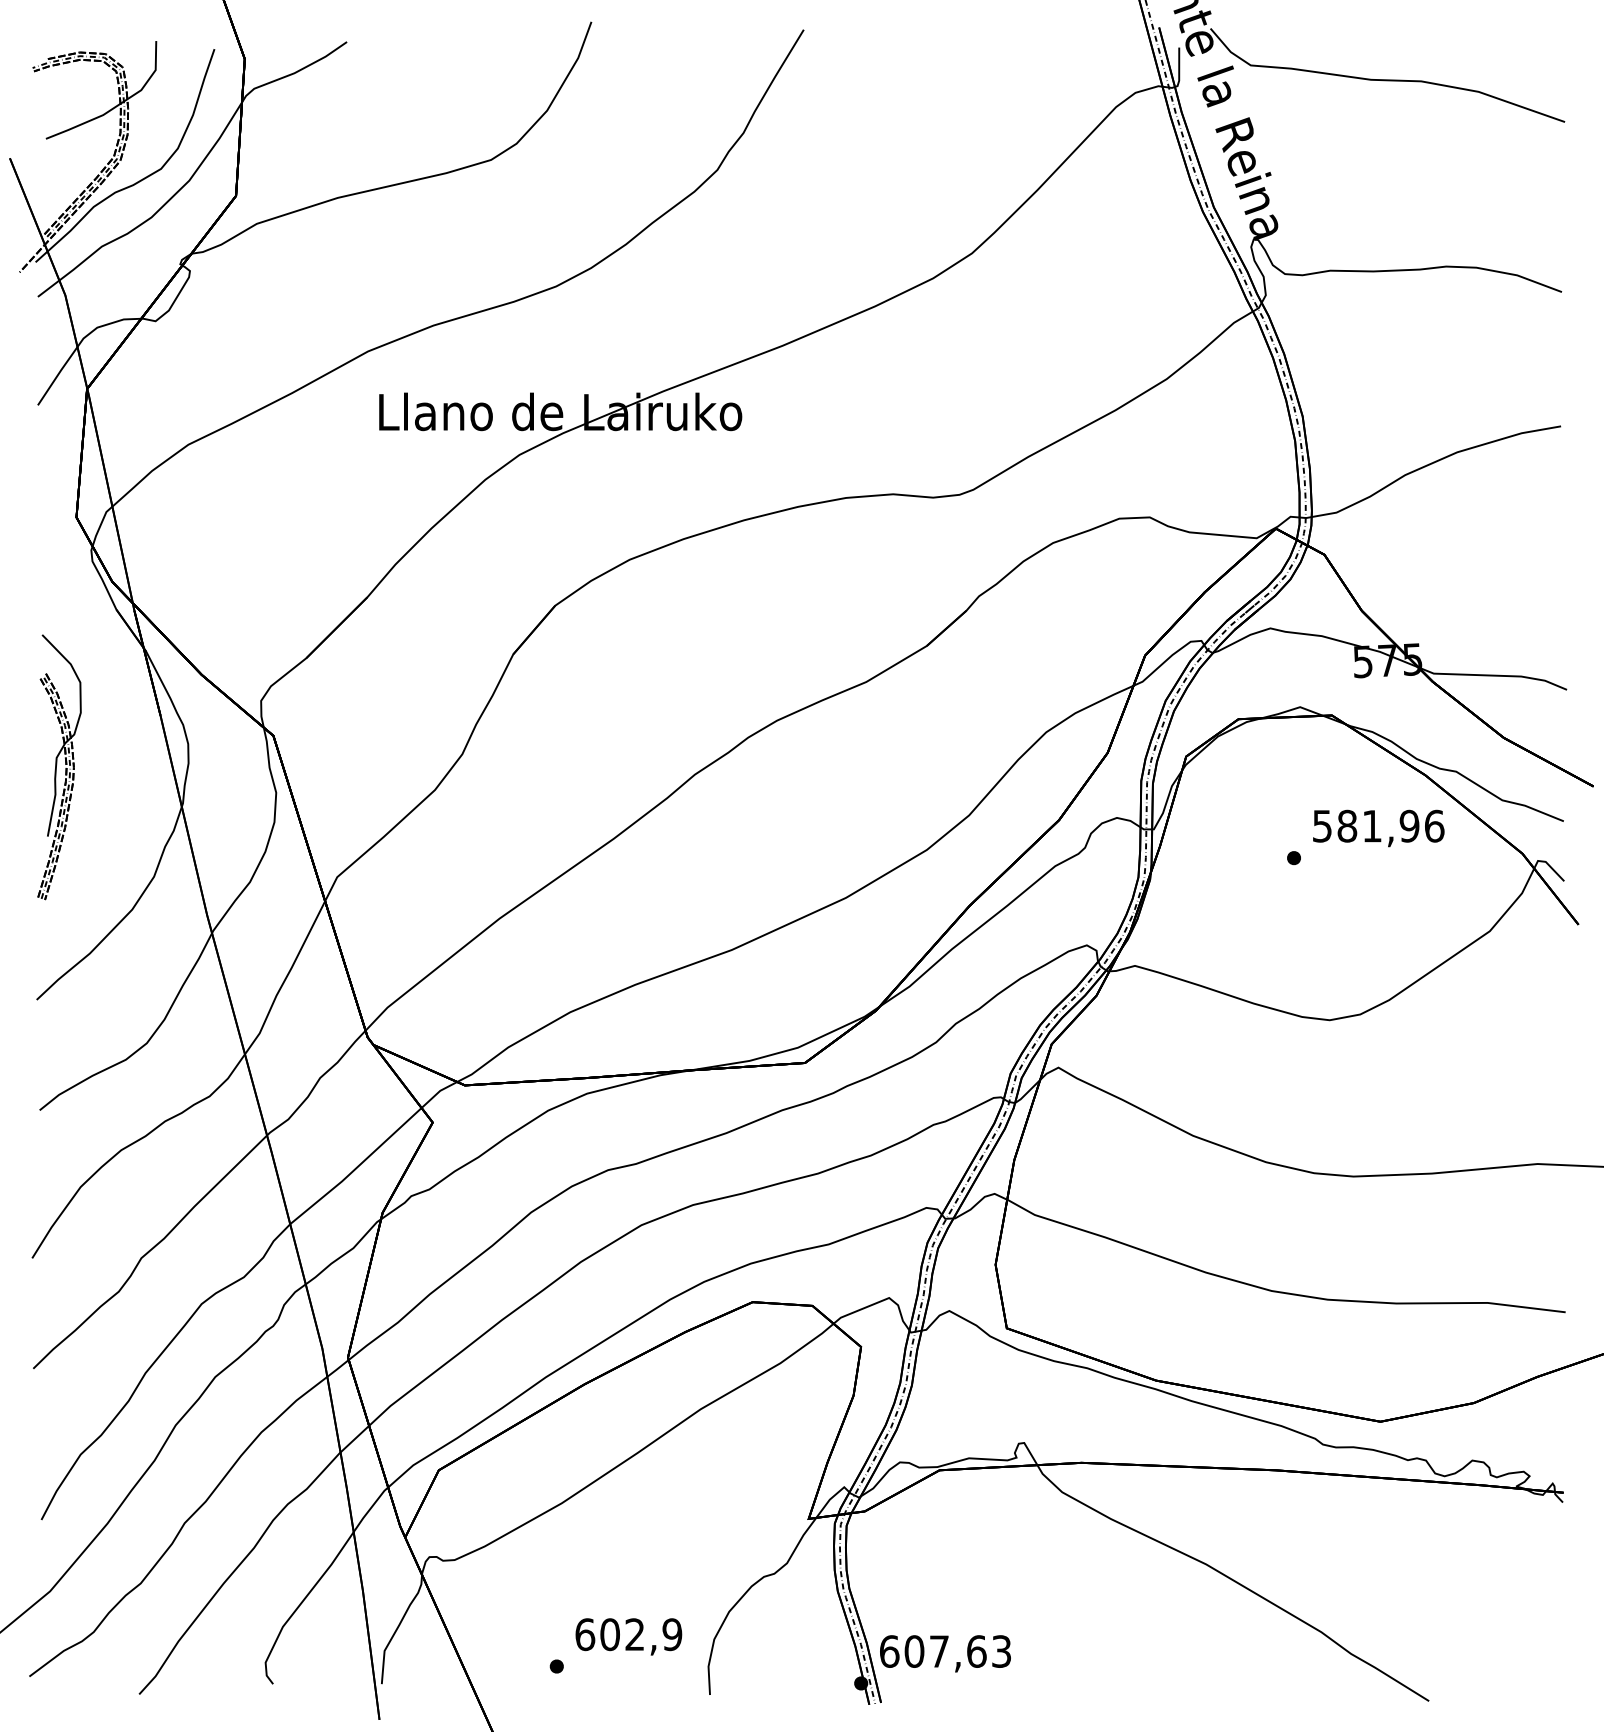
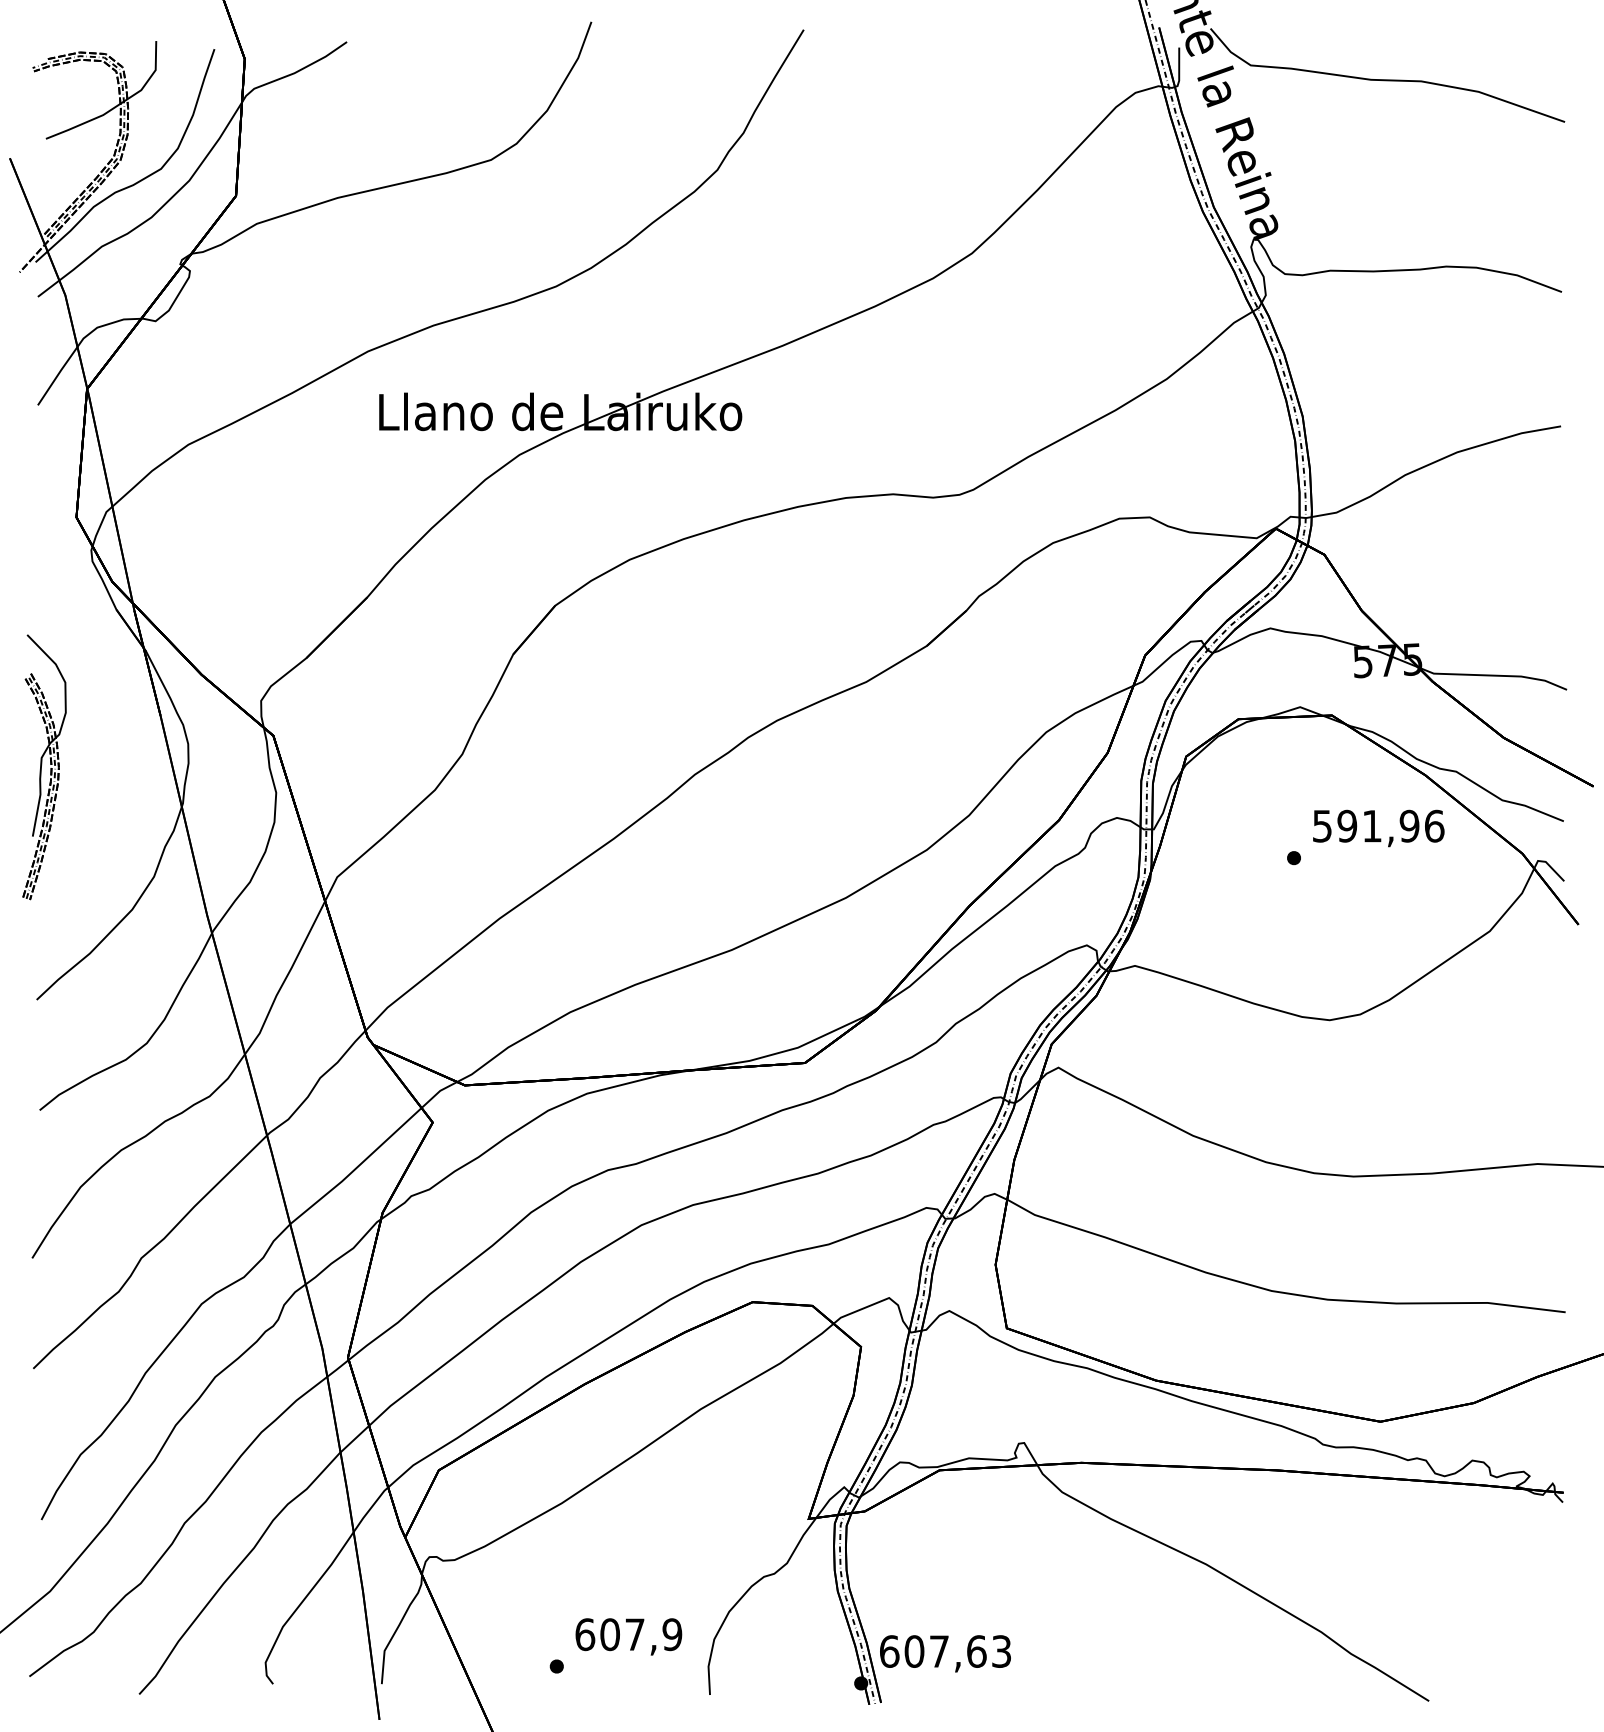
part position: (59, 767) -> (44, 767) (44, 767)
text: 581,96 -> 591,96 (1347, 826)
text: 602,9 -> 607,9 (634, 1634)
